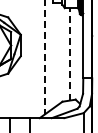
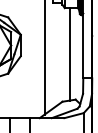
line: dashed -> solid (70, 53)
line: dashed -> solid (44, 57)
